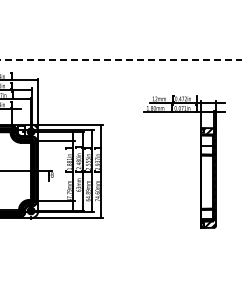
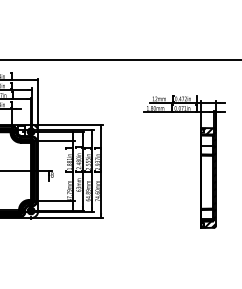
line: dashed -> solid (120, 59)
